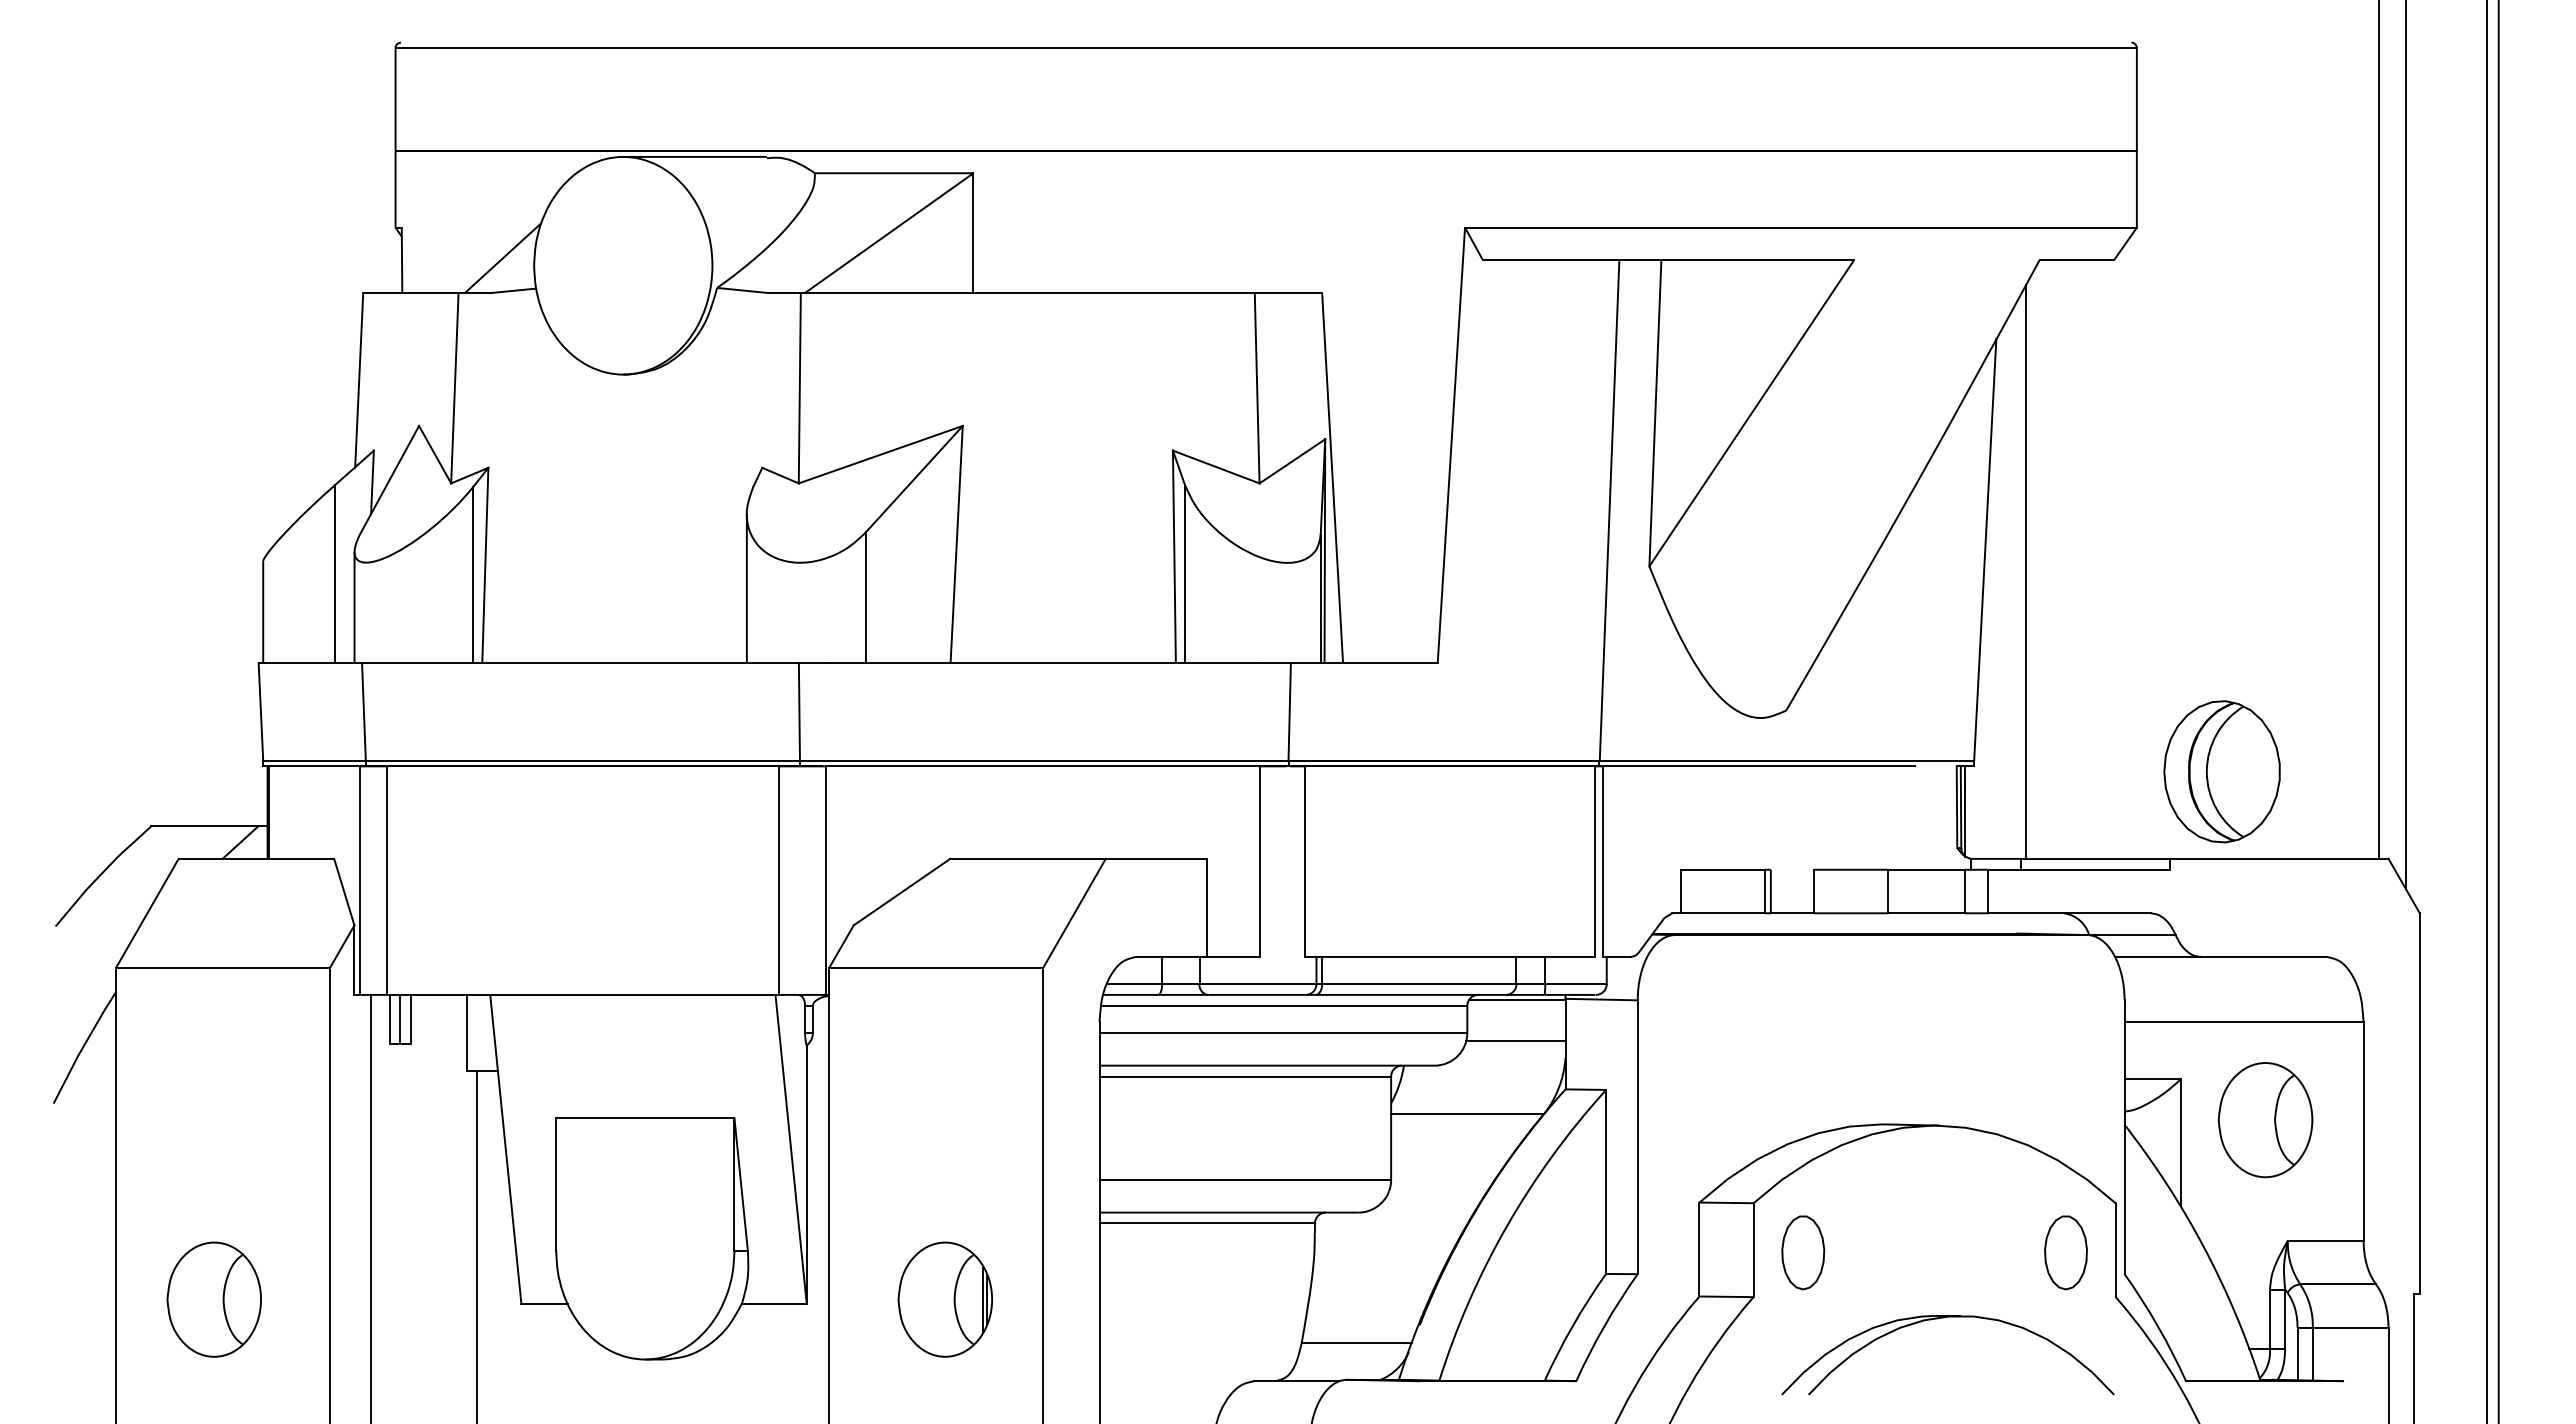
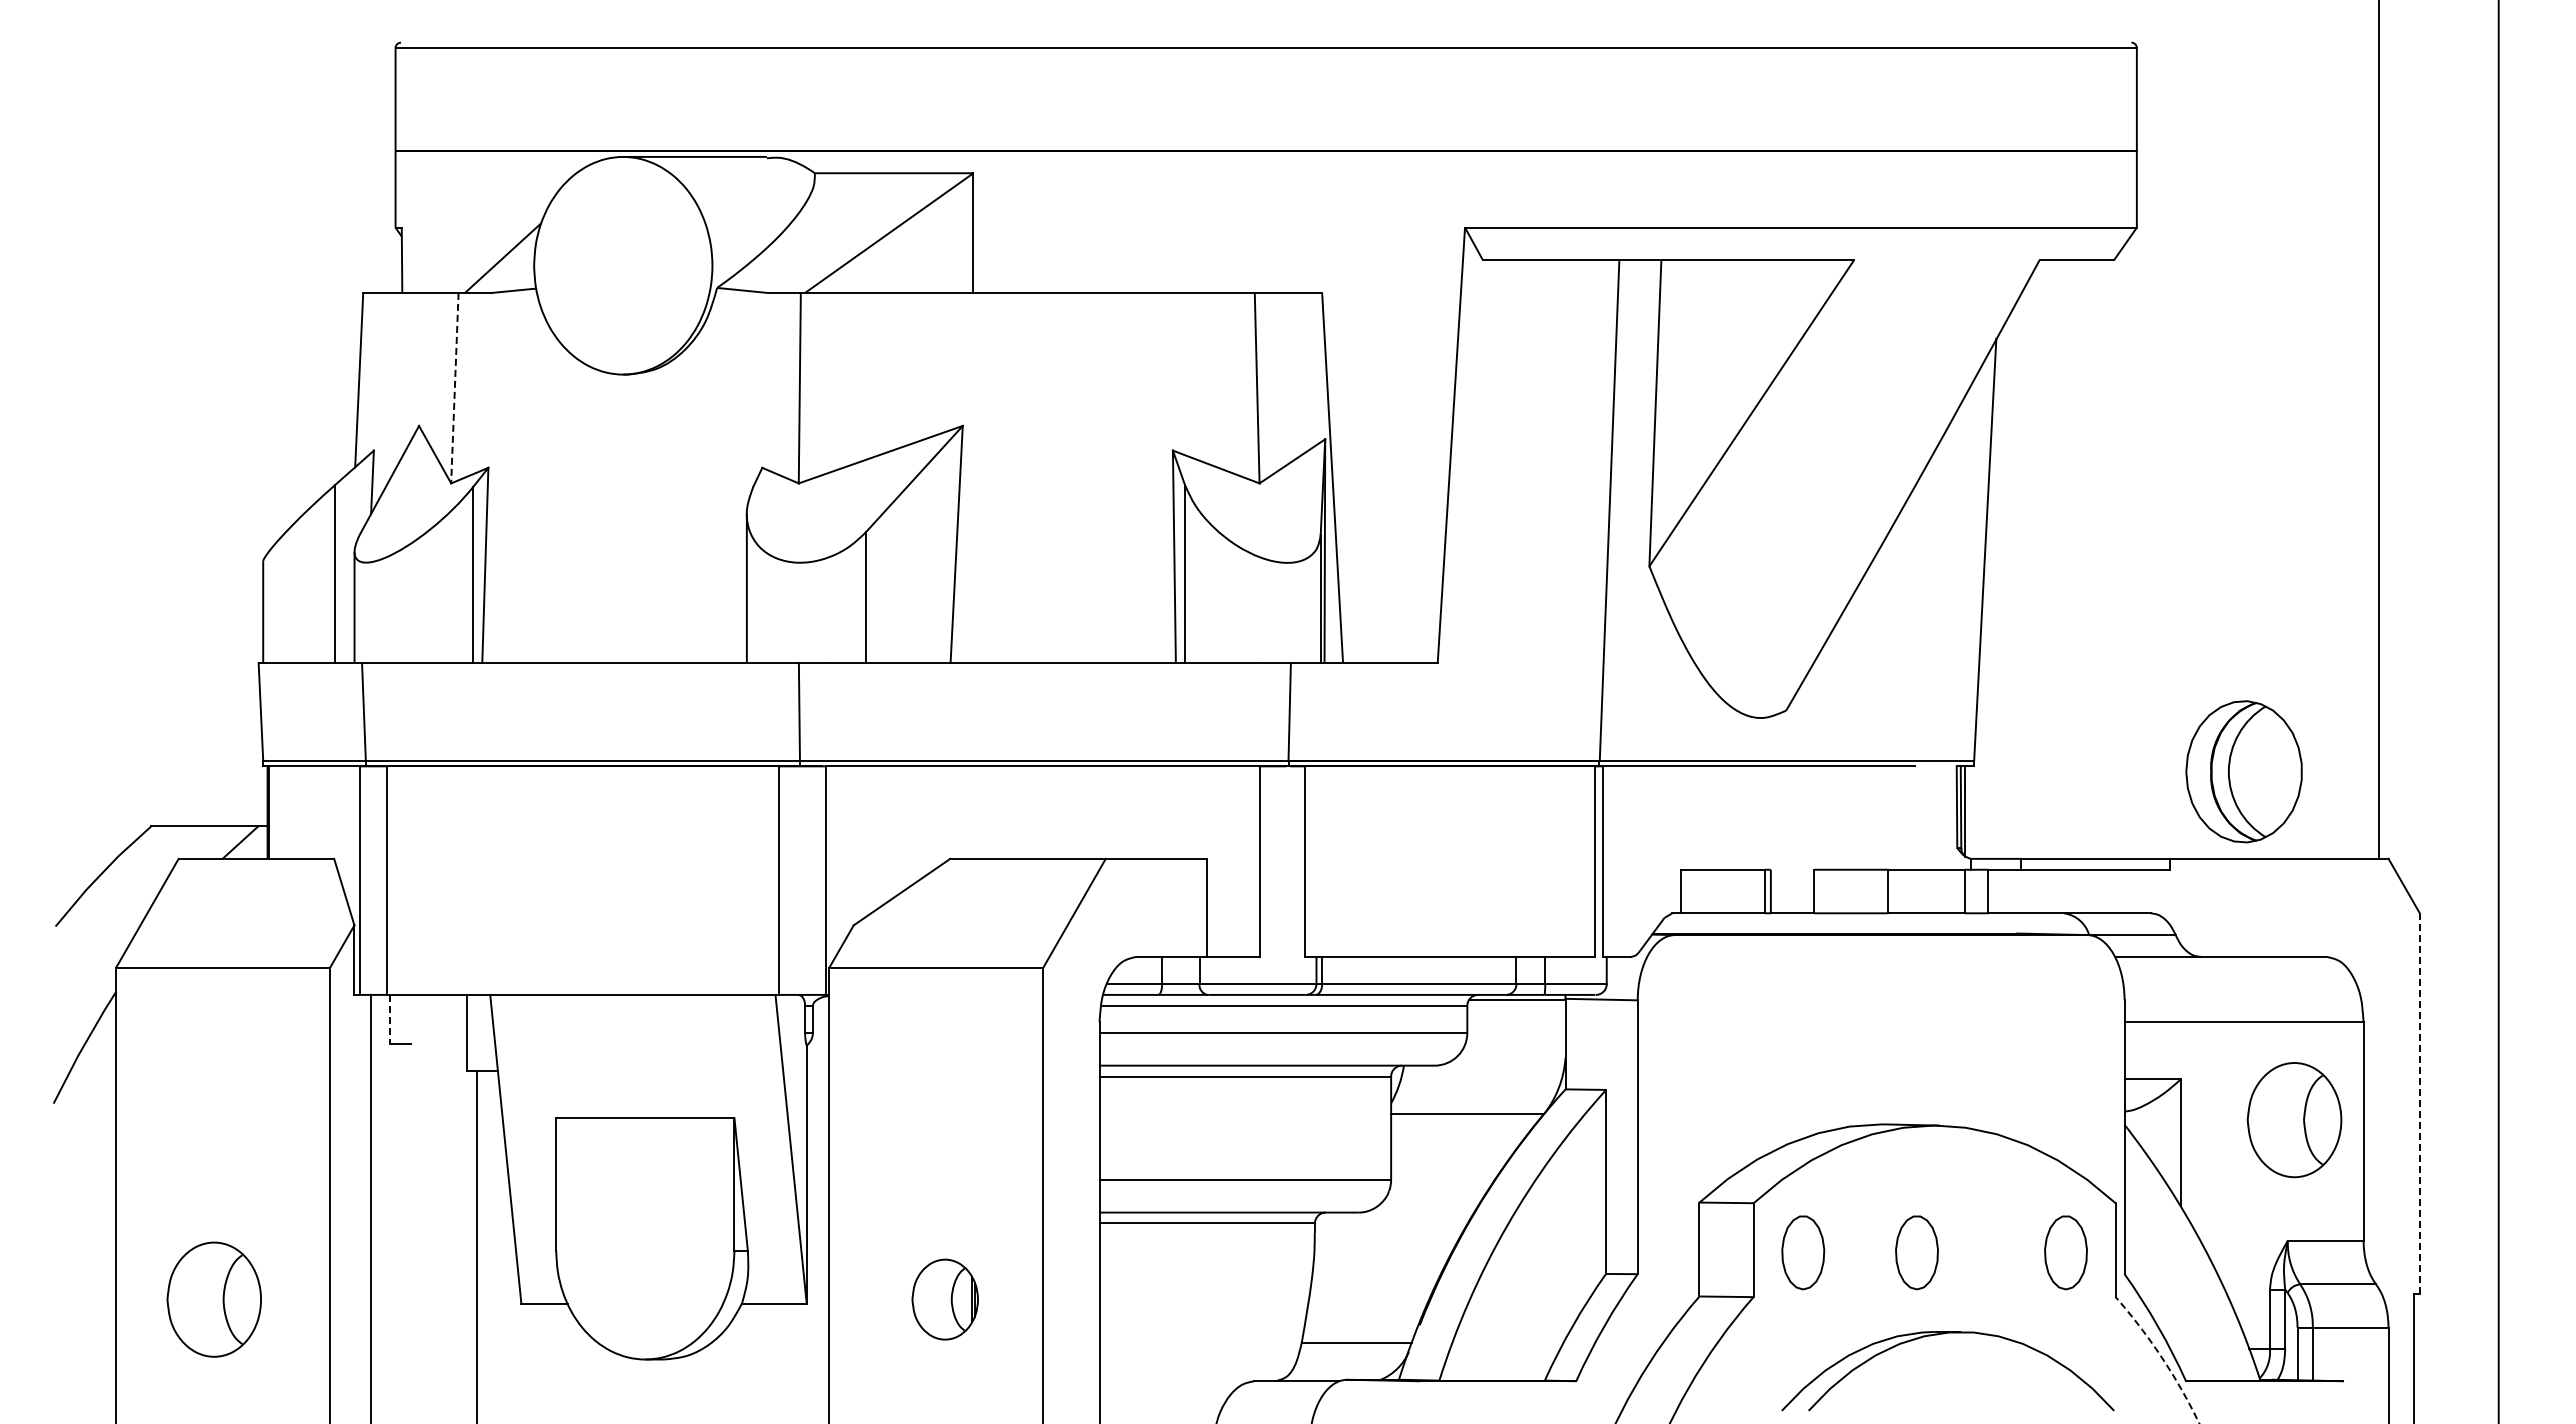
line: solid -> dashed (454, 388)
line: present -> none (2405, 445)
line: present -> none (2026, 571)
line: present -> none (2486, 711)
part position: (2221, 771) -> (2243, 771) (2243, 771)
line: present -> none (399, 1018)
line: present -> none (411, 1018)
line: solid -> dashed (390, 1019)
line: present -> none (1515, 1041)
line: solid -> dashed (2419, 1103)
part position: (2265, 1120) -> (2294, 1120) (2294, 1120)
part: none -> present (1916, 1252)
part size: 96x117 px -> 68x83 px (944, 1299)
part position: (1944, 1318) -> (1944, 1334) (1944, 1334)
arc: solid -> dashed (2160, 1355)
